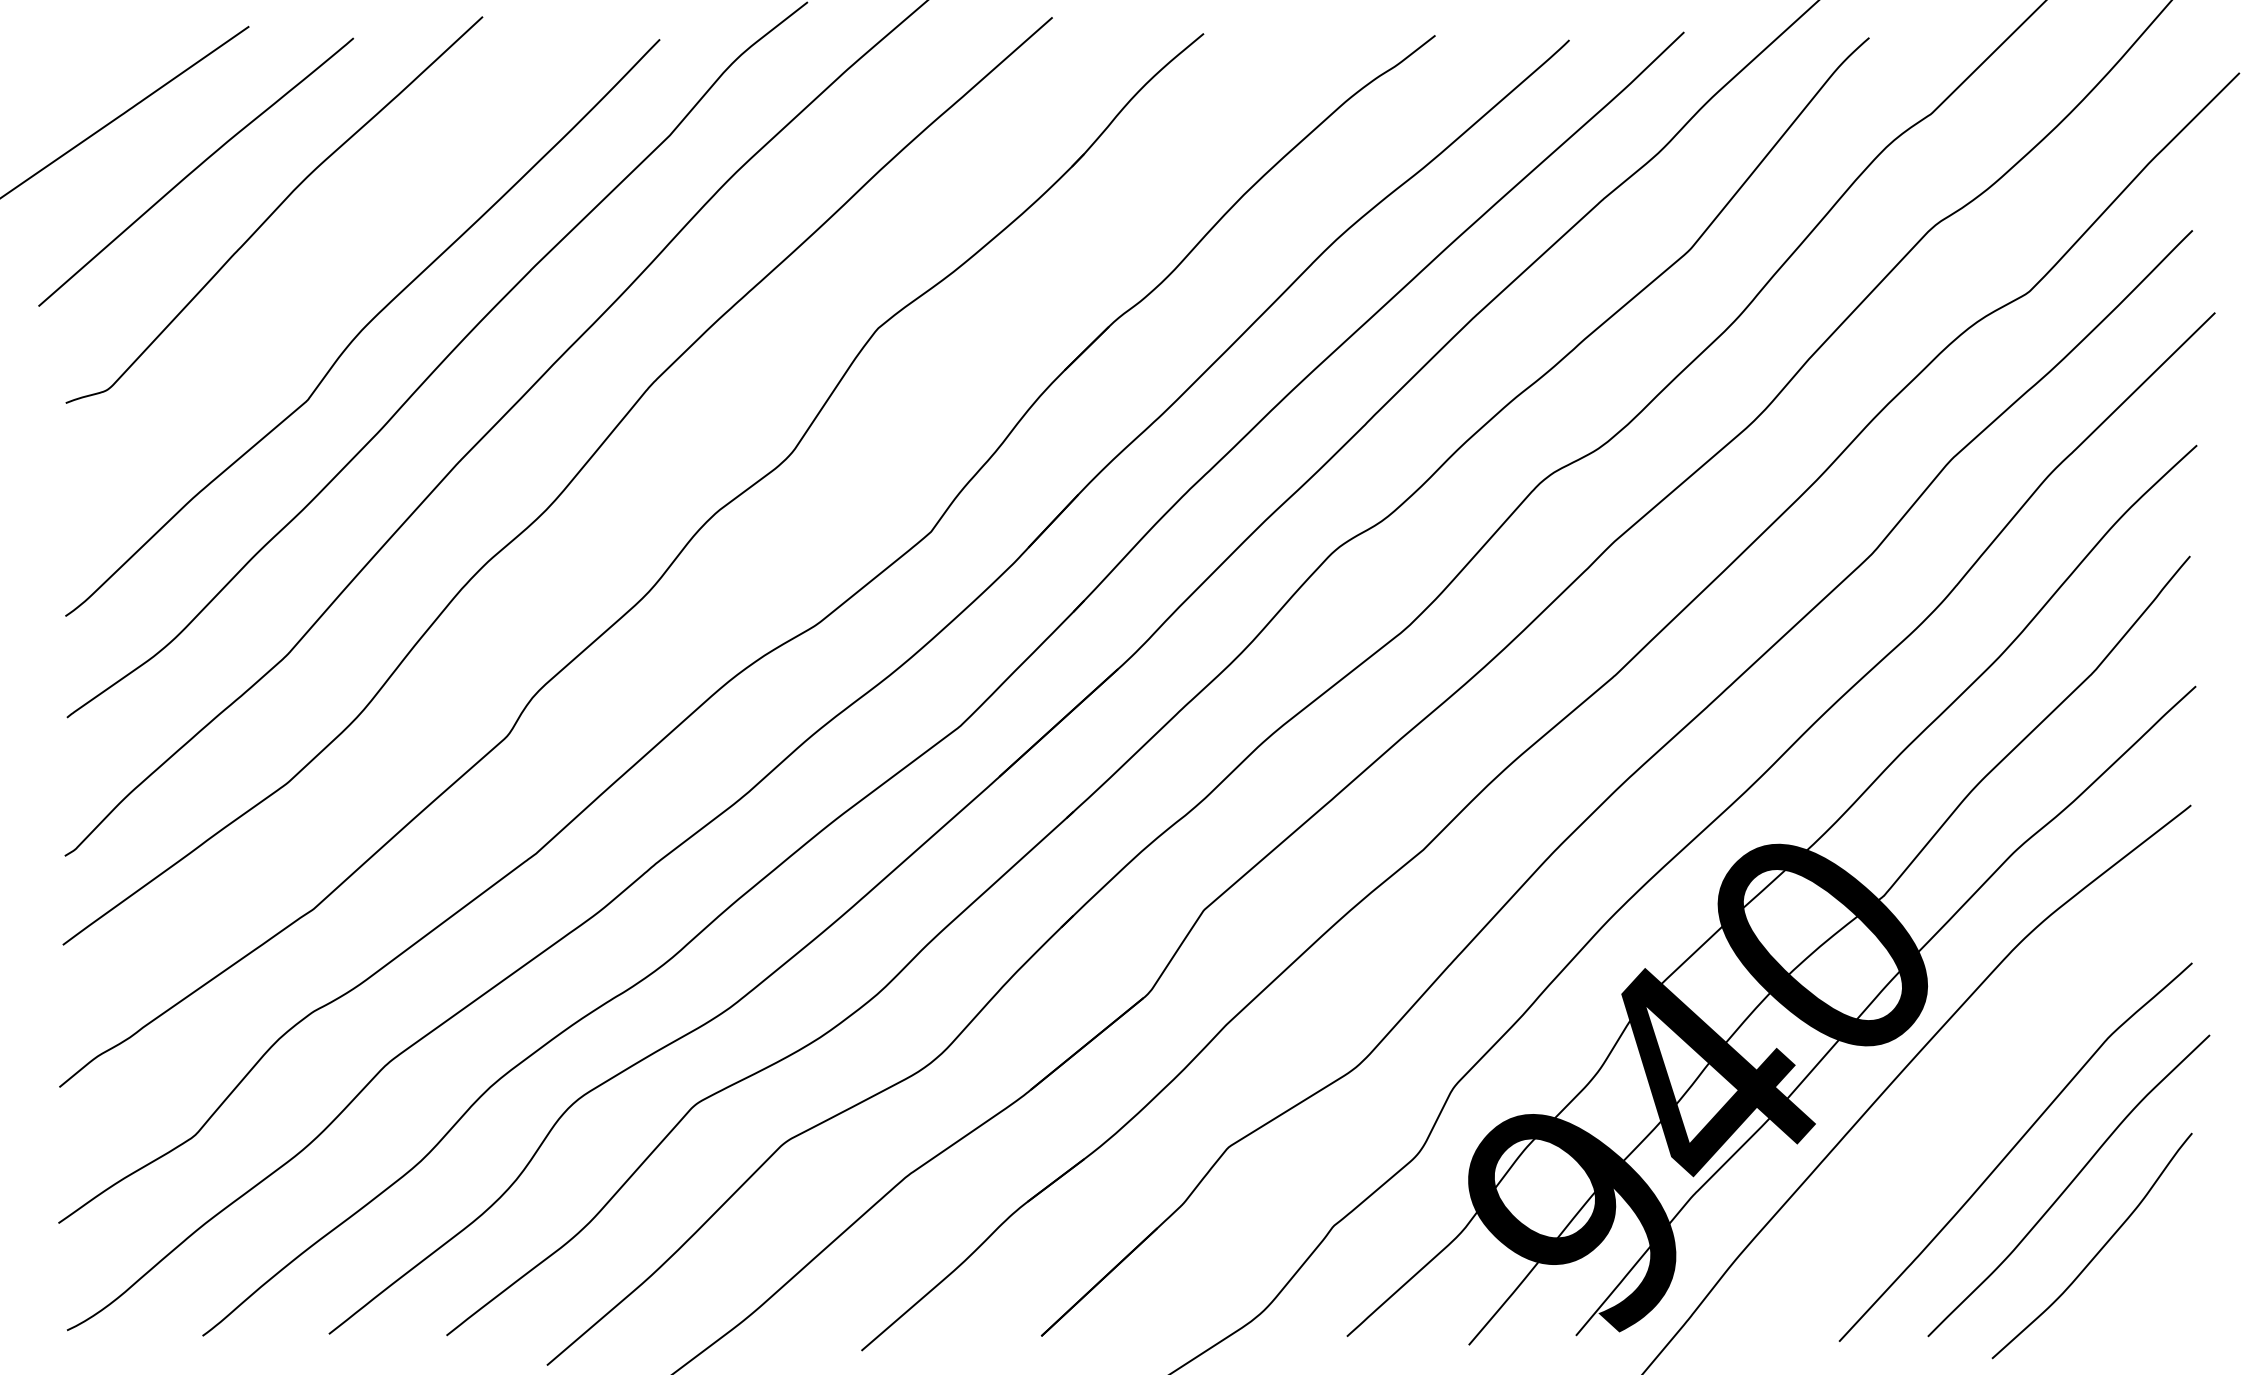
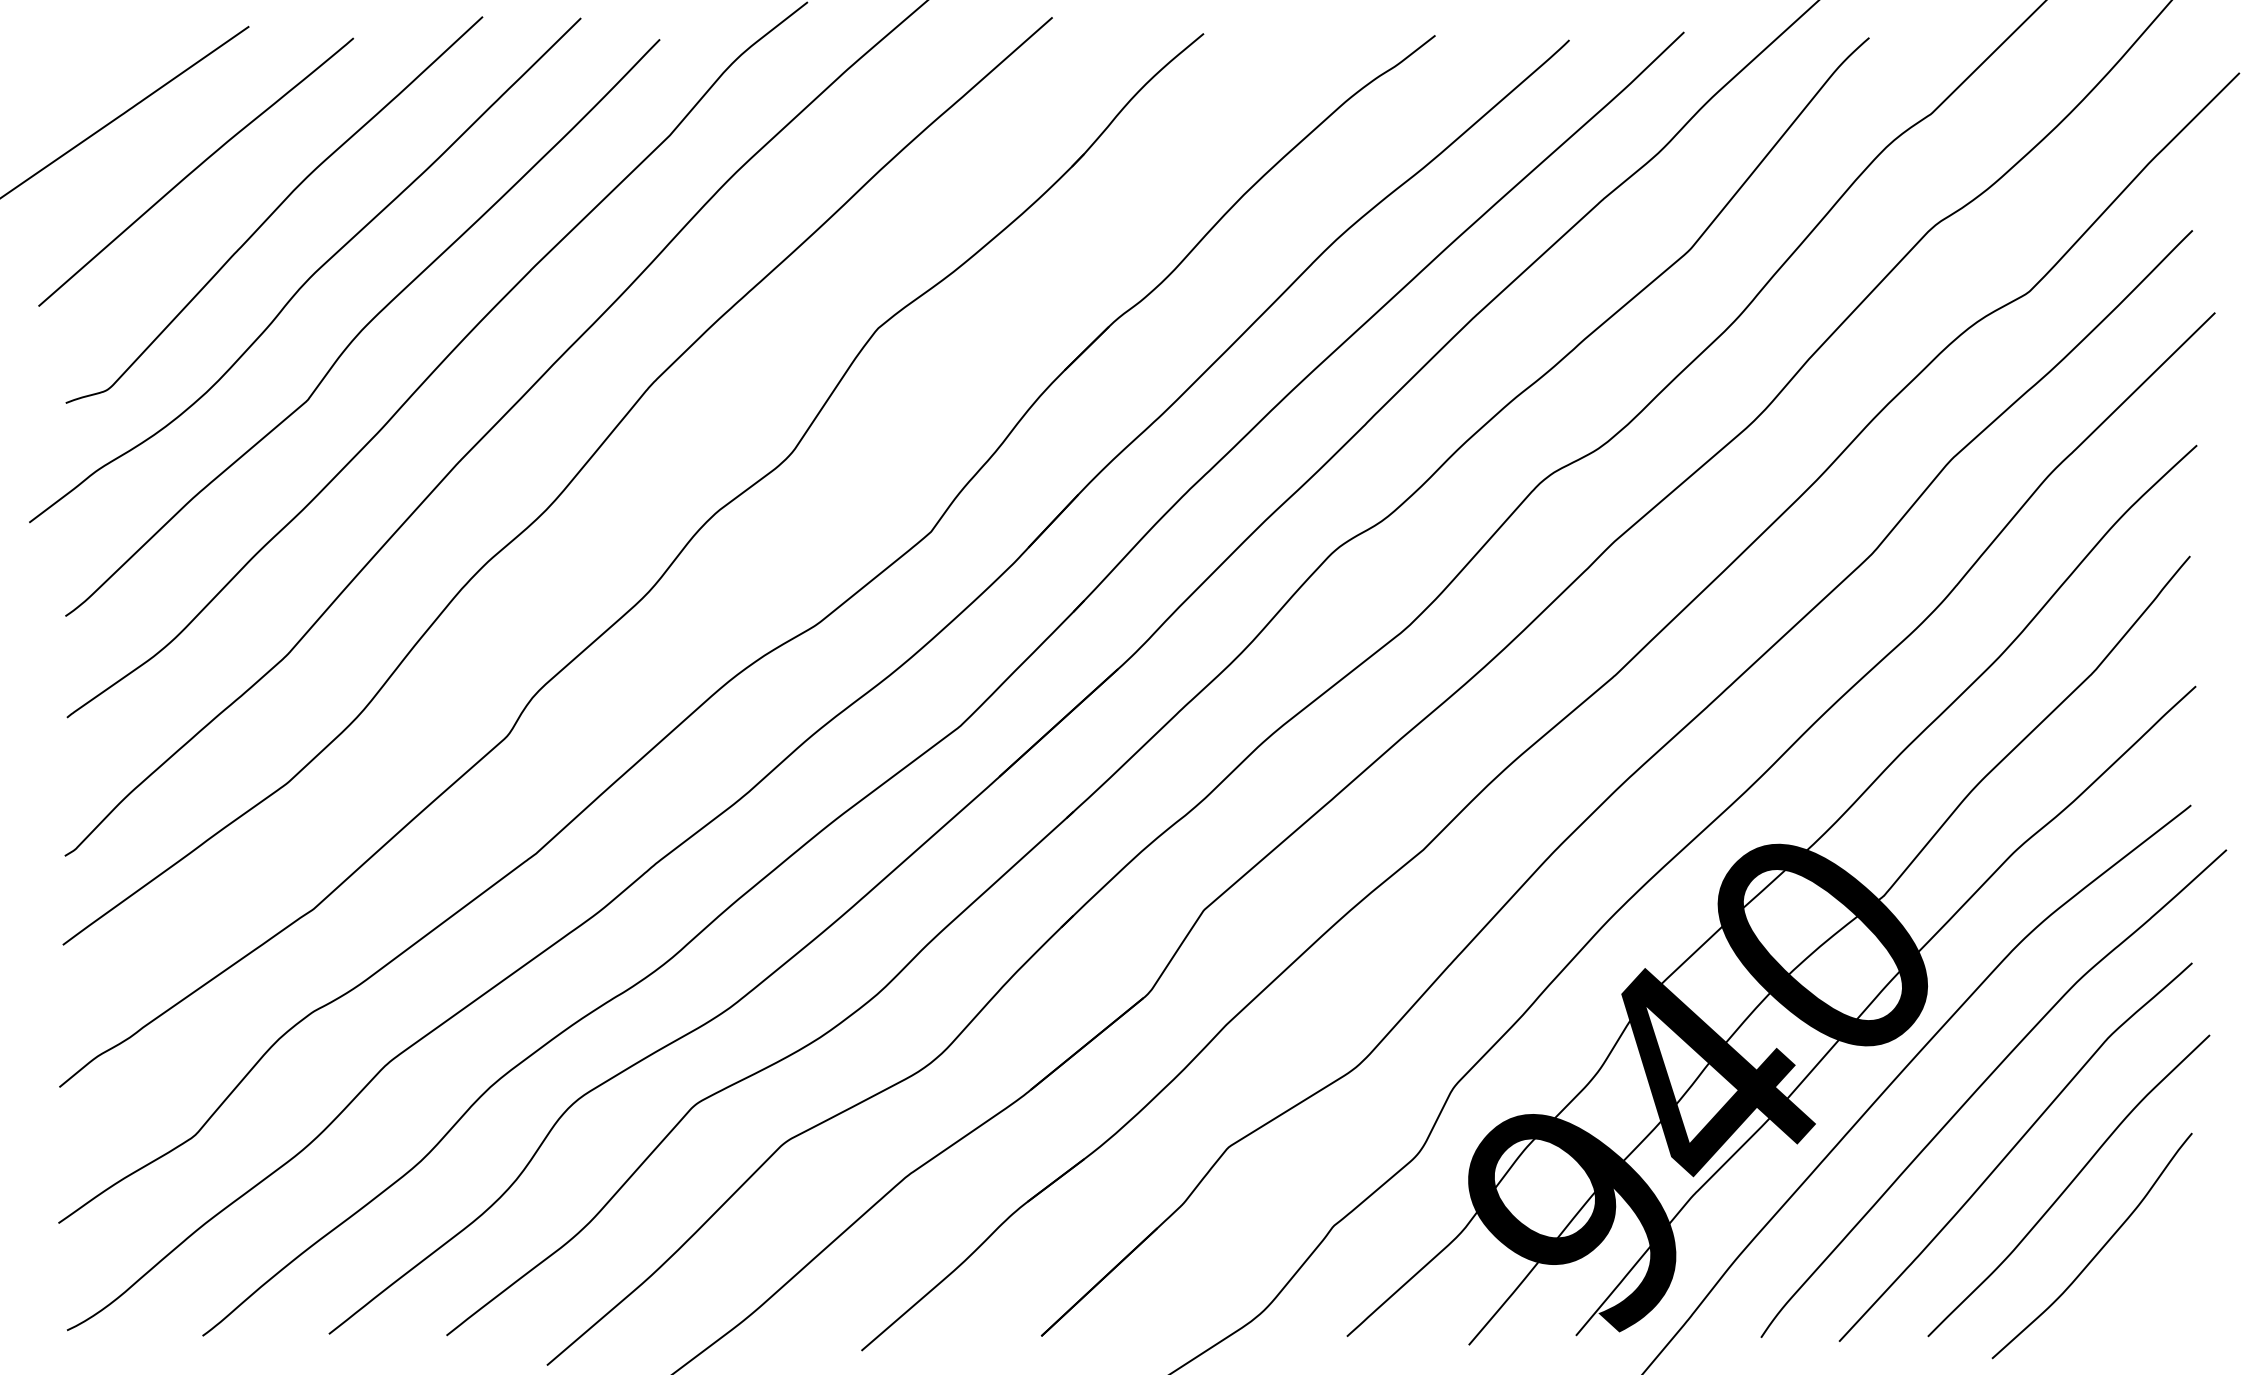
curve: none -> present (311, 275)
curve: none -> present (1984, 1083)
